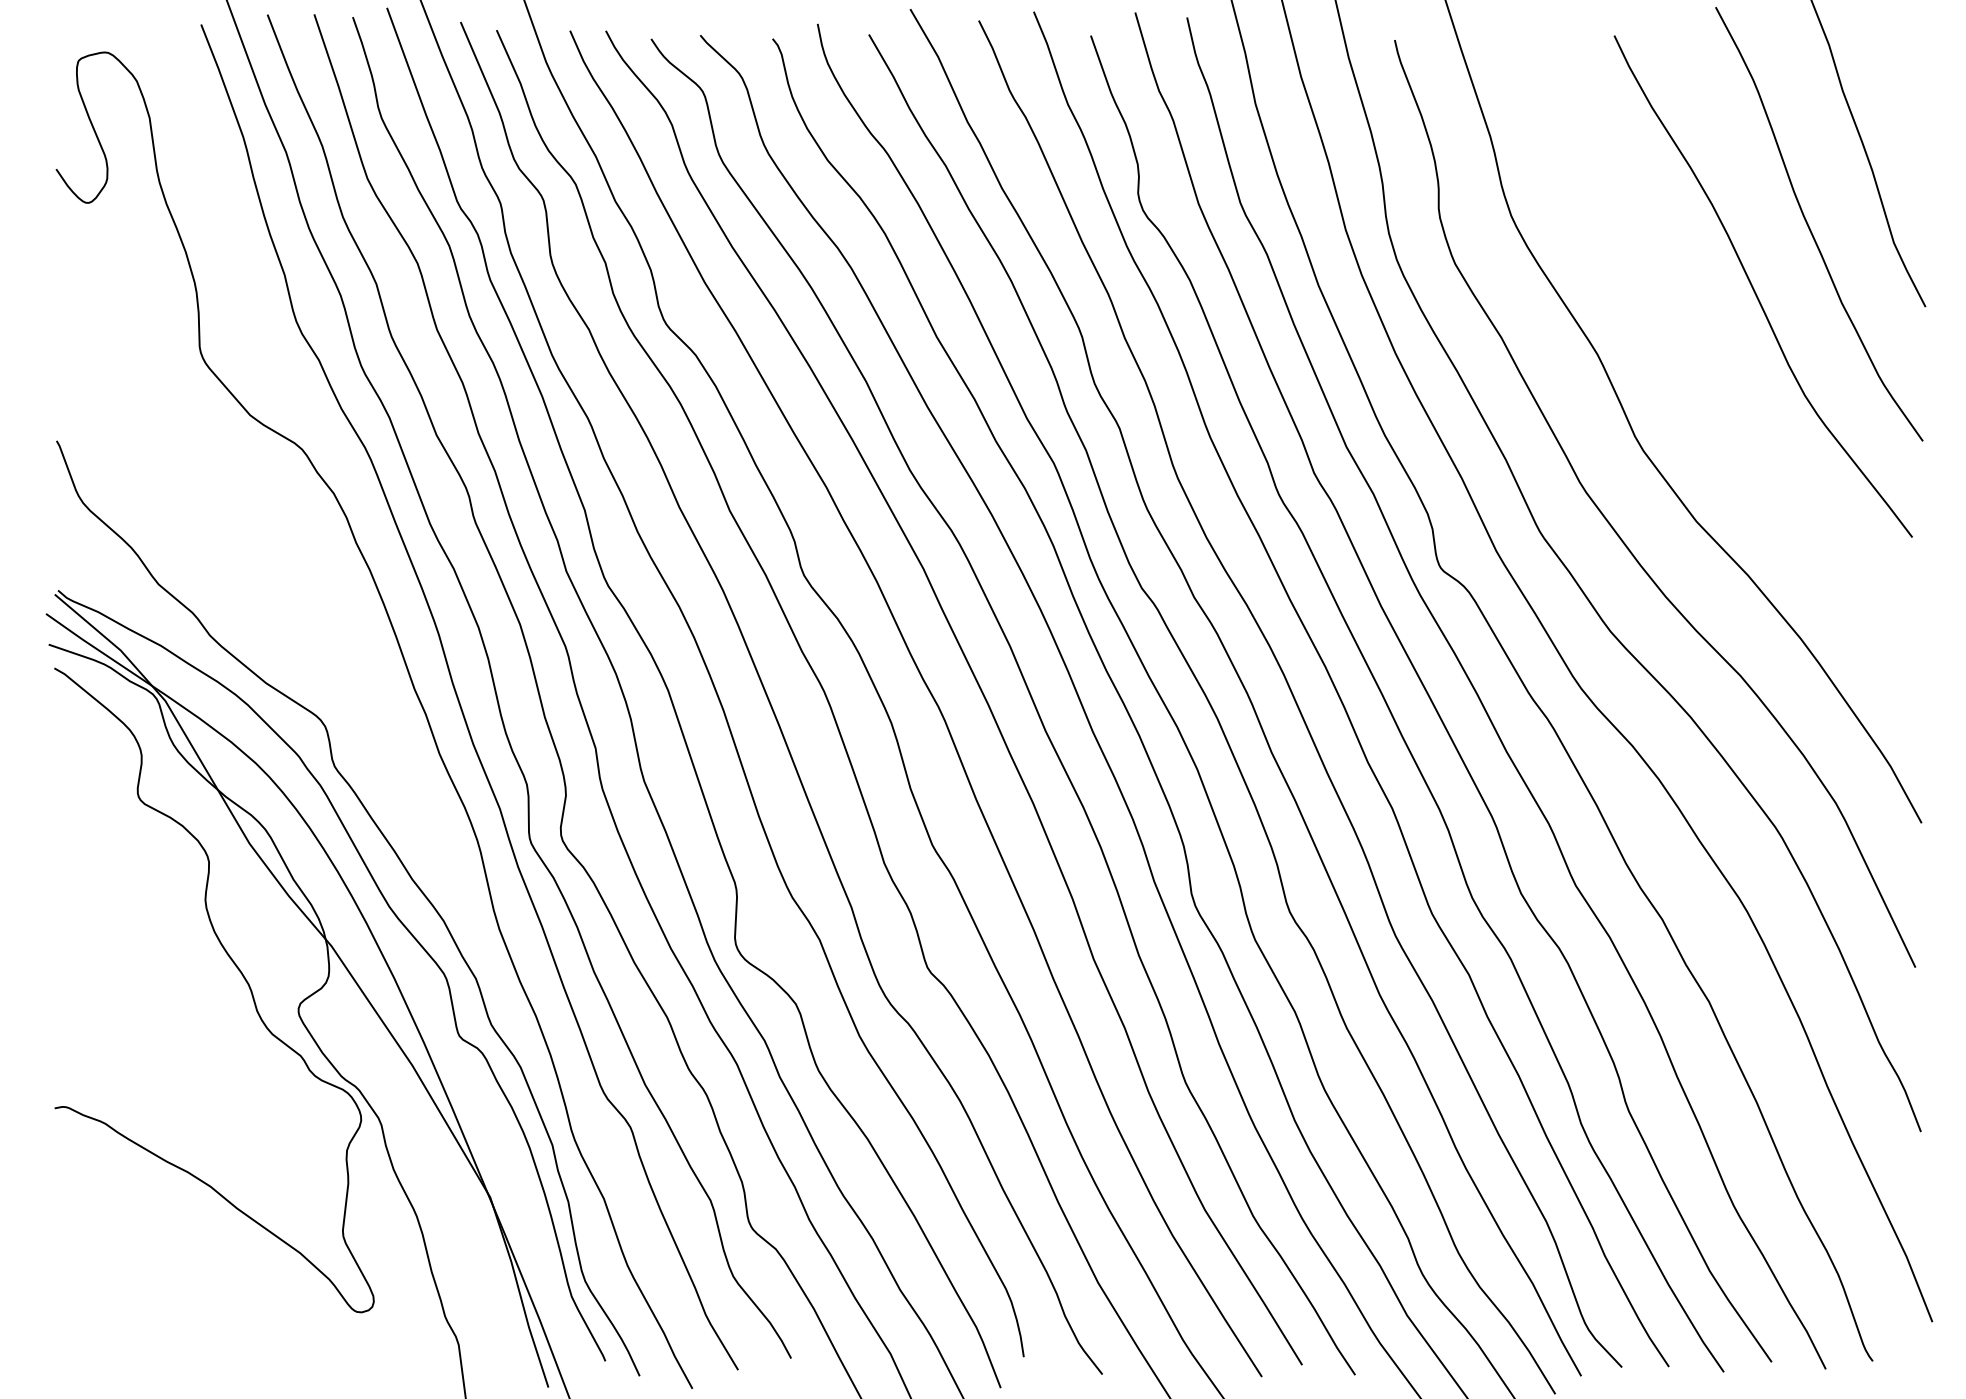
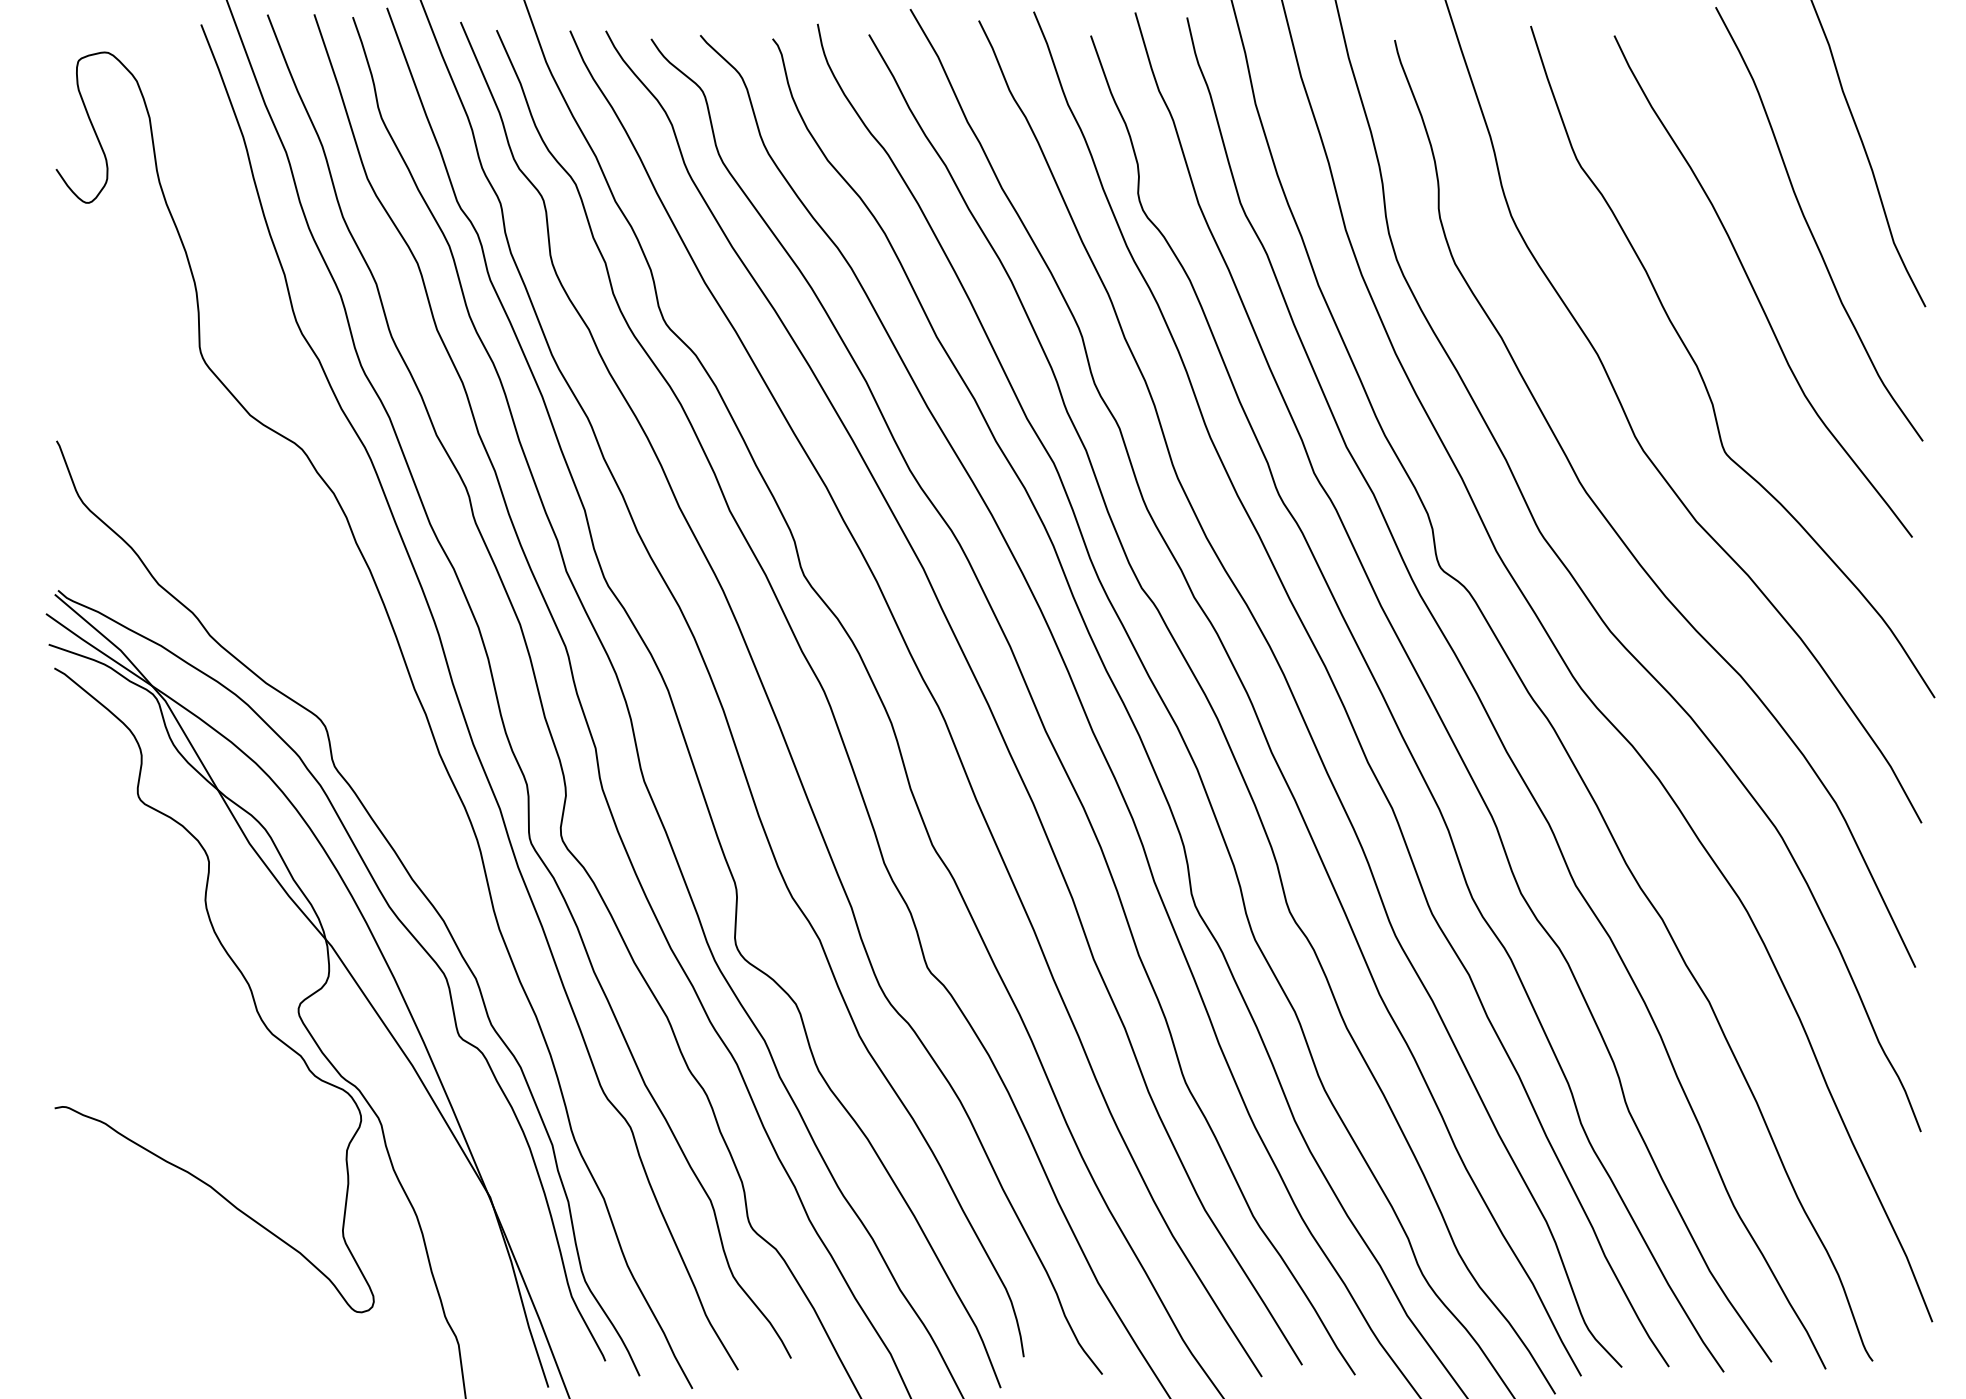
curve: none -> present (1700, 371)
